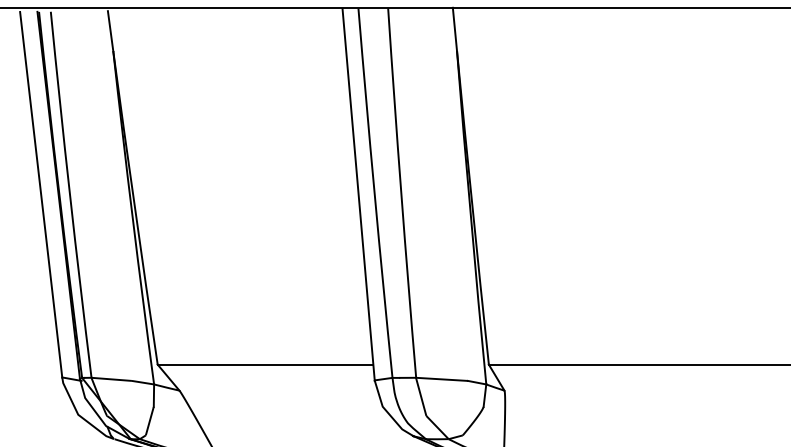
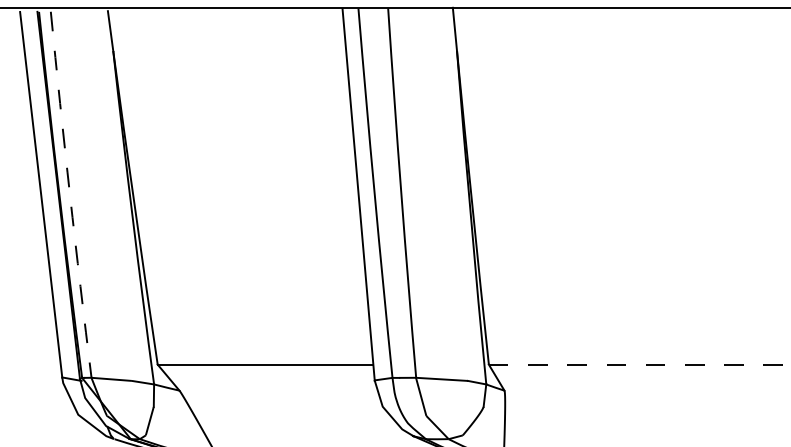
arc: solid -> dashed (70, 194)
line: solid -> dashed (639, 364)
